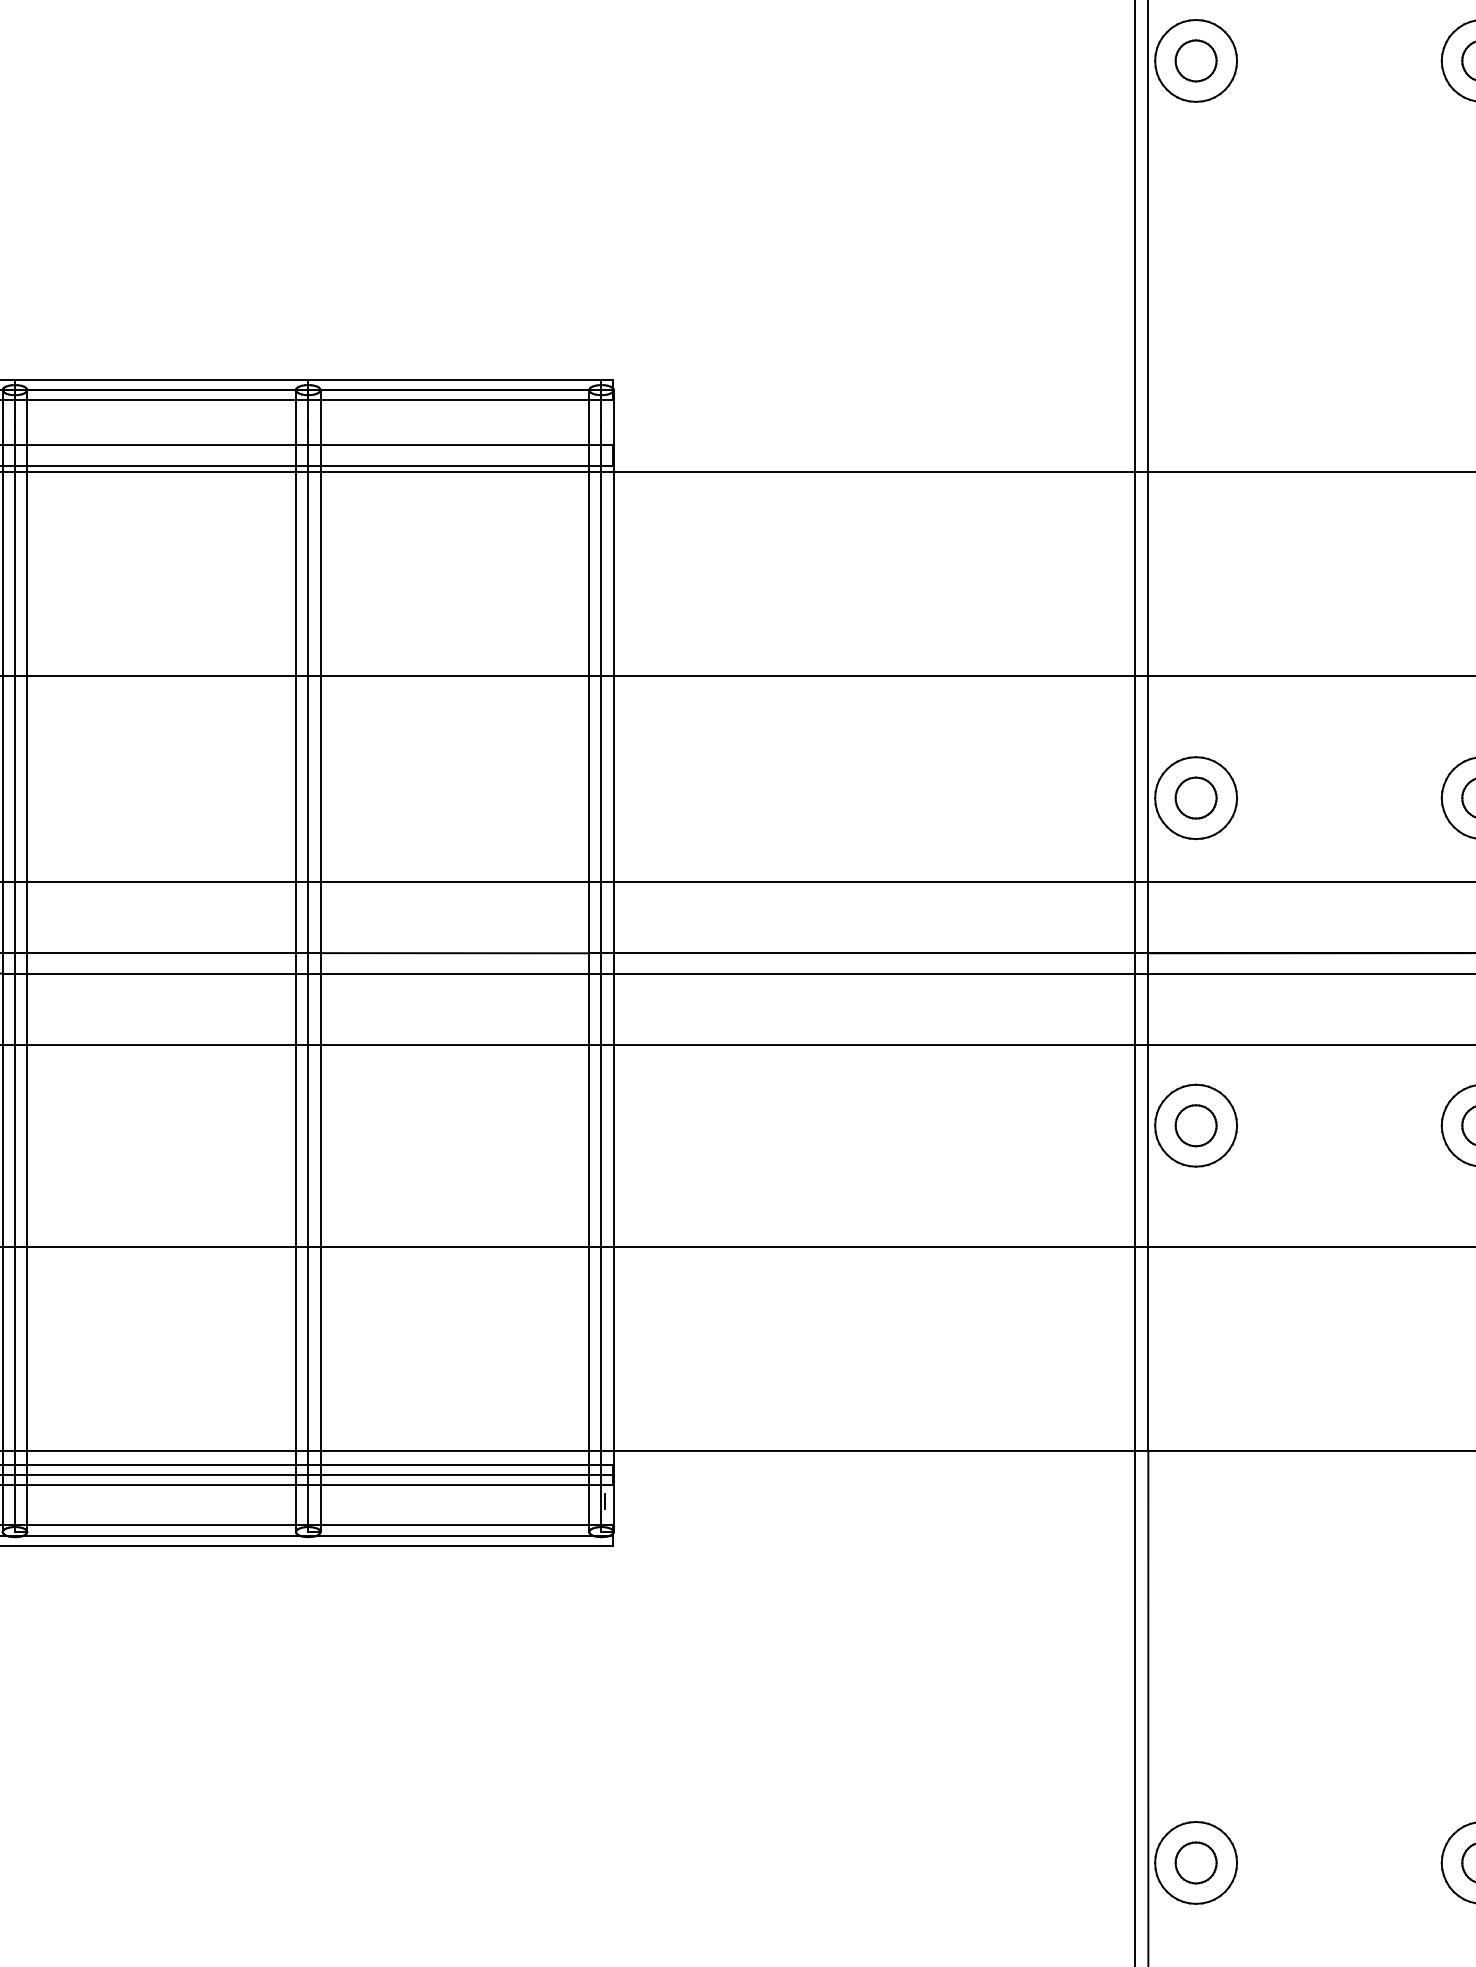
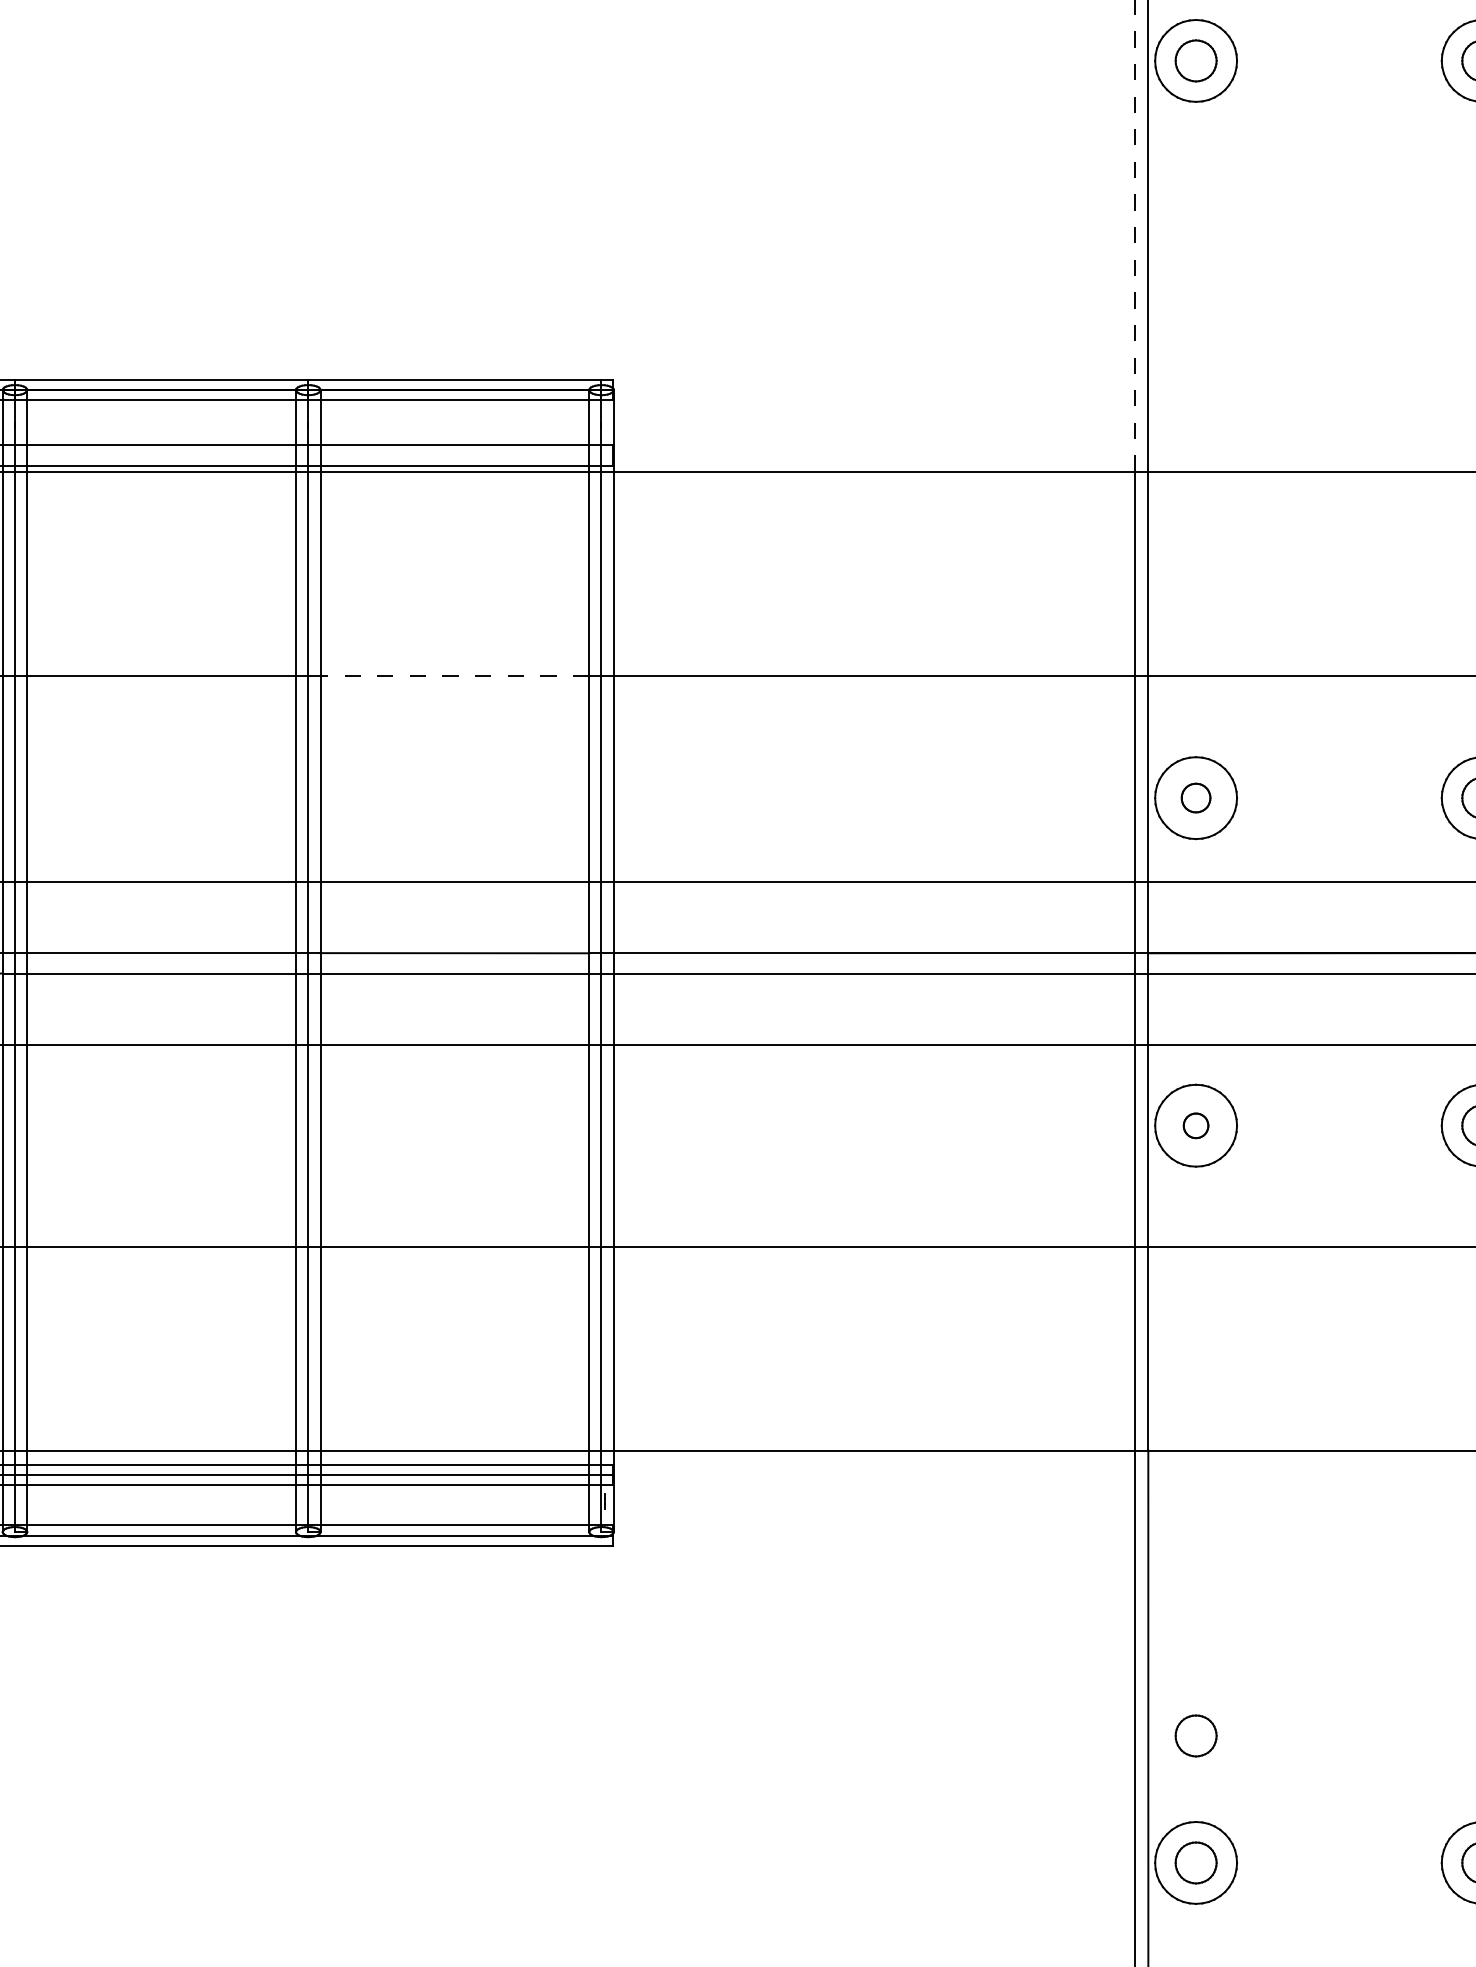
line: solid -> dashed (1134, 235)
line: solid -> dashed (454, 675)
part size: 44x44 px -> 32x32 px (1195, 797)
part size: 44x44 px -> 28x28 px (1195, 1125)
part: none -> present (1195, 1735)
